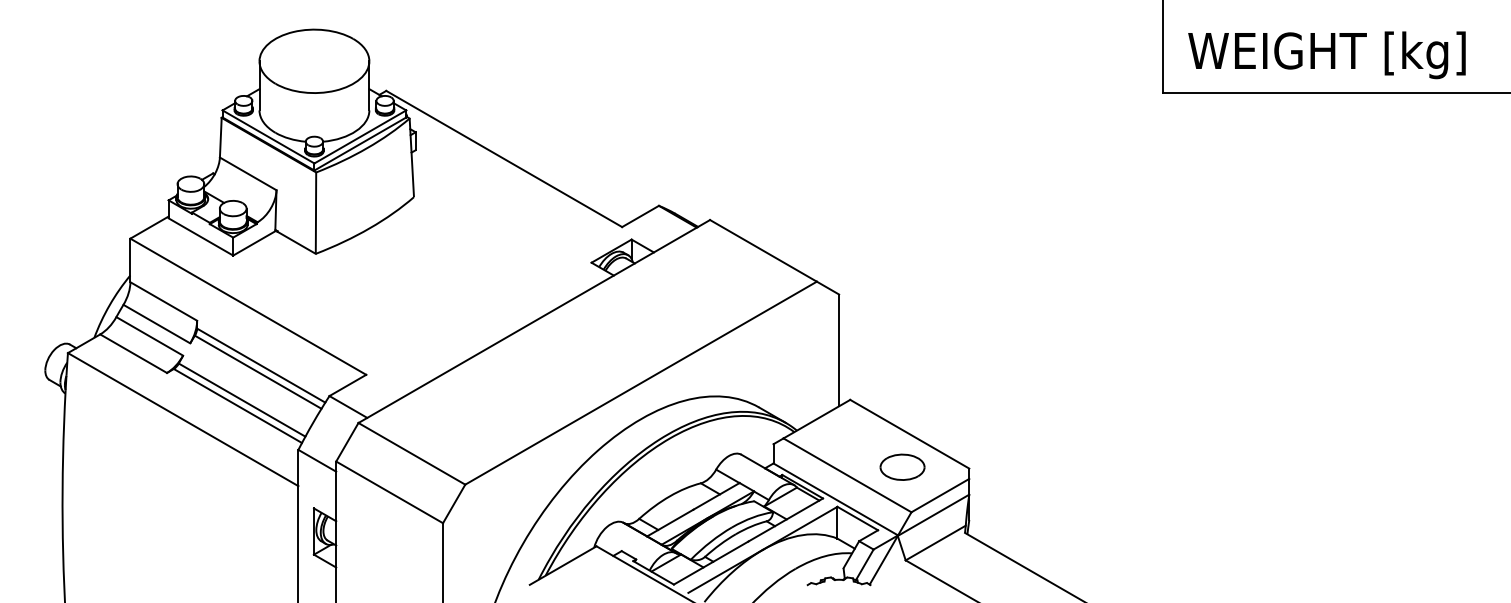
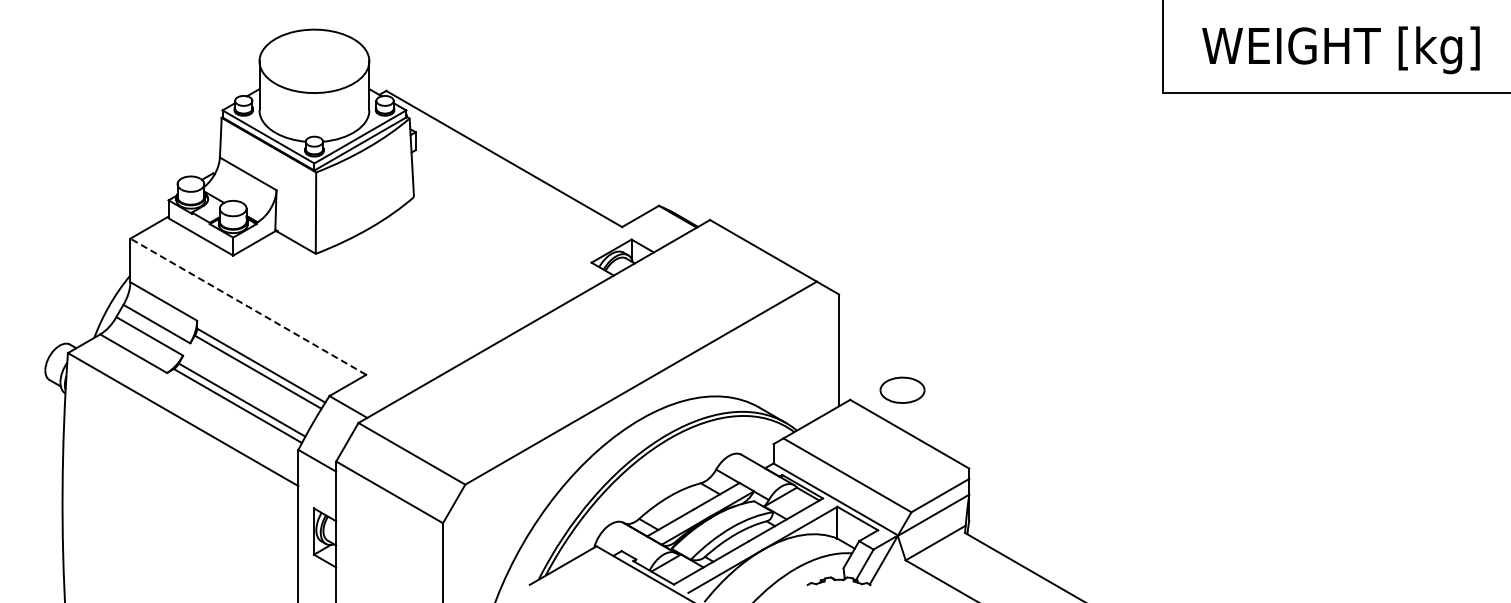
text position: (1326, 55) -> (1340, 50) (1340, 50)
line: solid -> dashed (247, 306)
part position: (902, 466) -> (902, 389) (902, 389)
